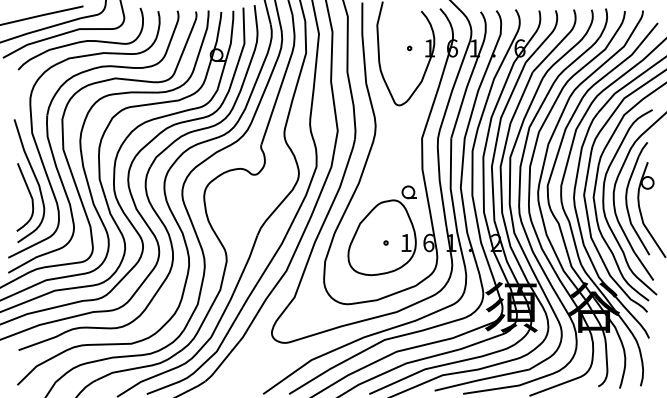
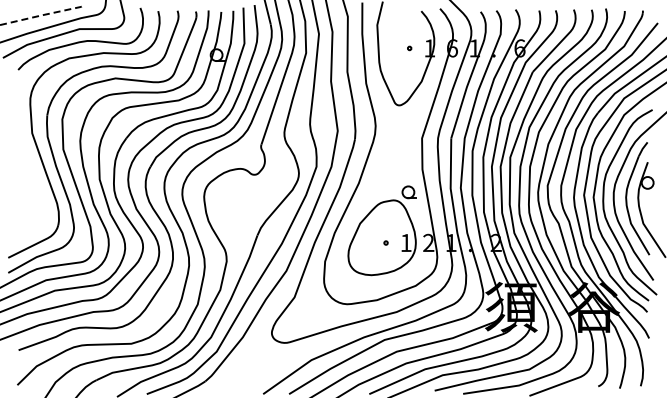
line: solid -> dashed (42, 15)
part: present -> none (29, 181)
text: 6 -> 2 (428, 242)
